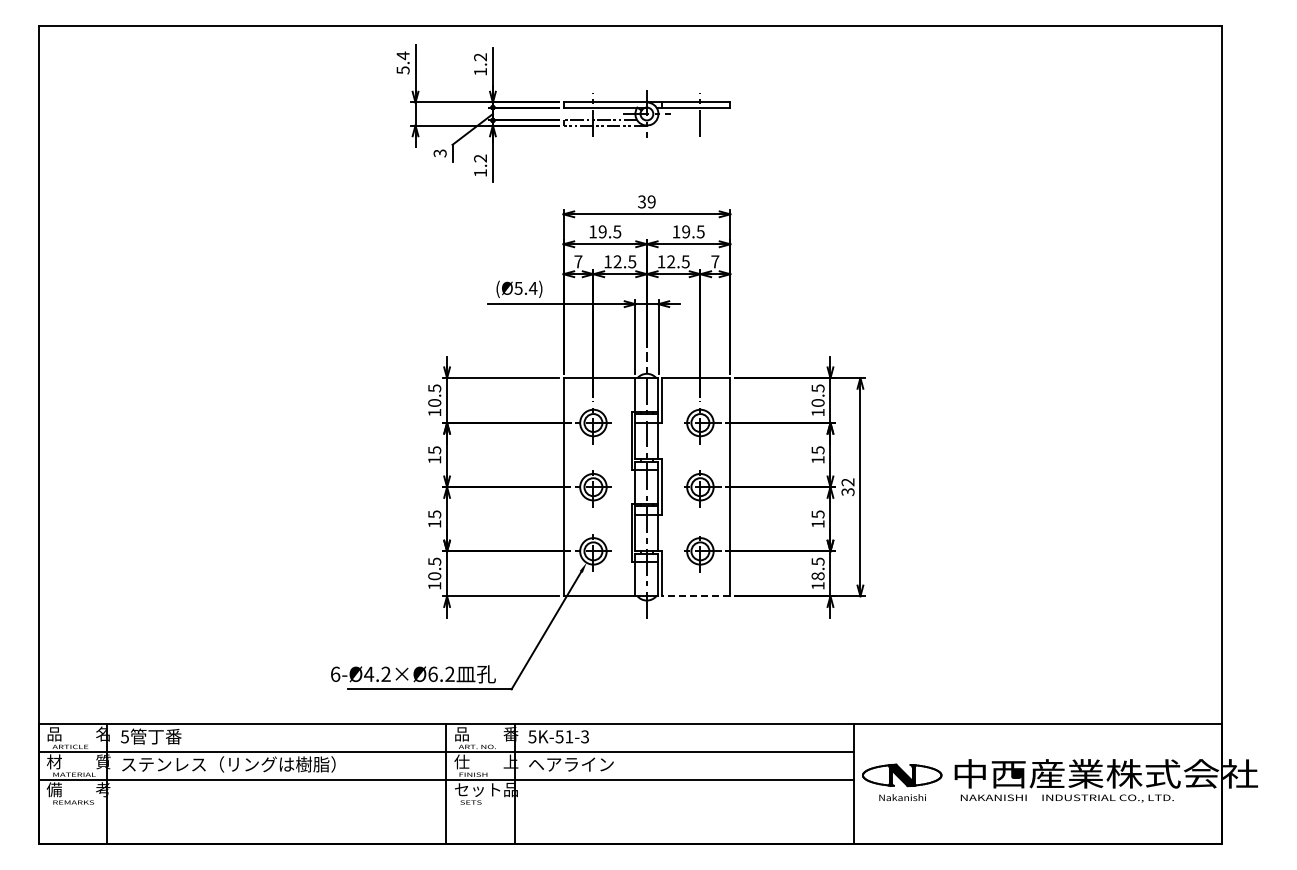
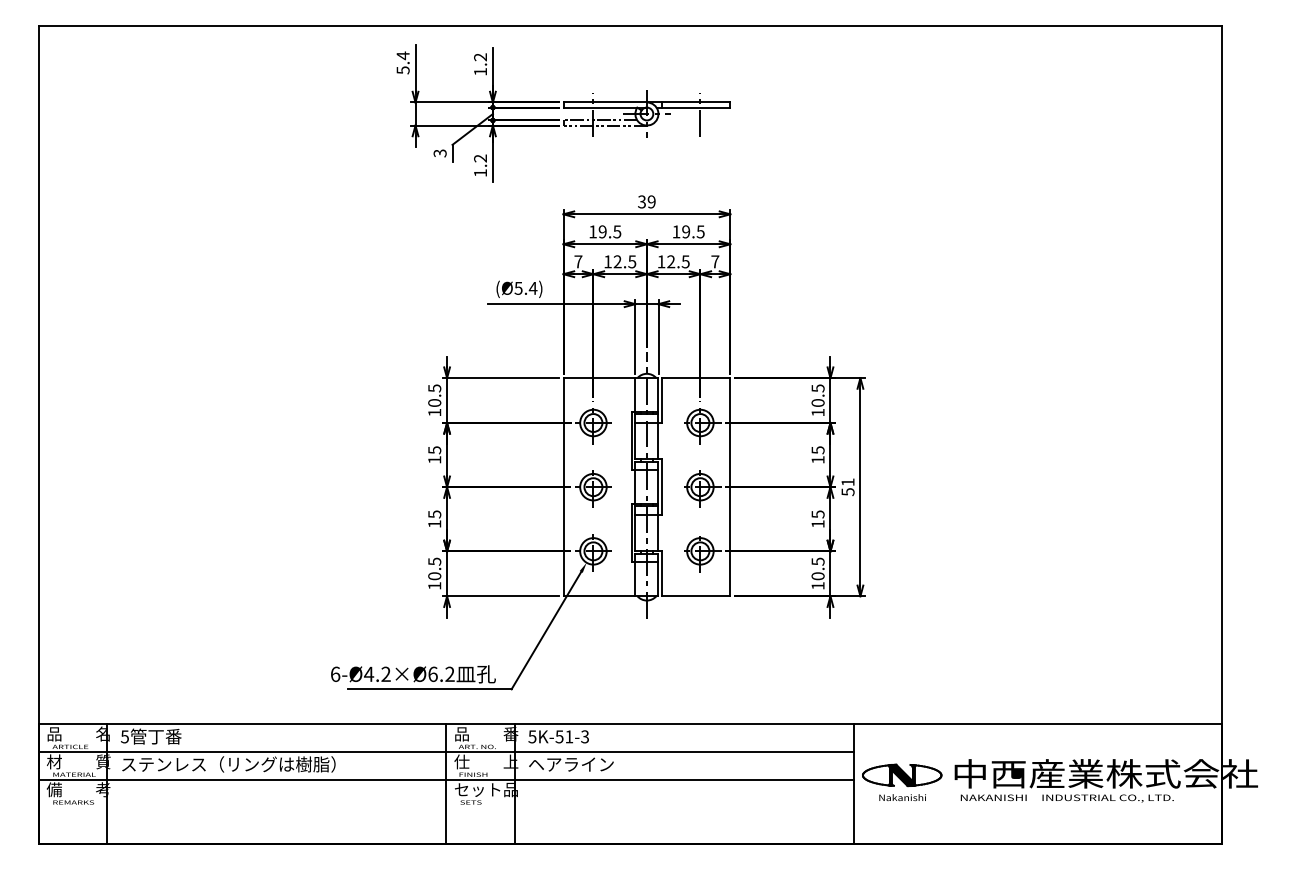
text: 32 -> 51 (847, 486)
text: 18.5 -> 10.5 (818, 576)
line: dashed -> solid (695, 596)
